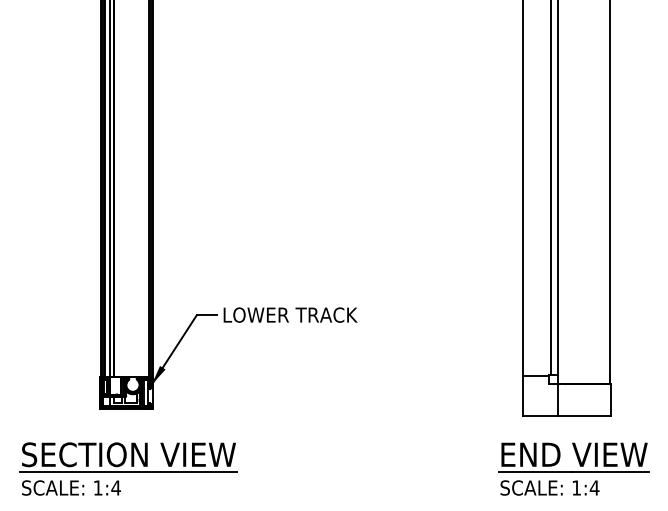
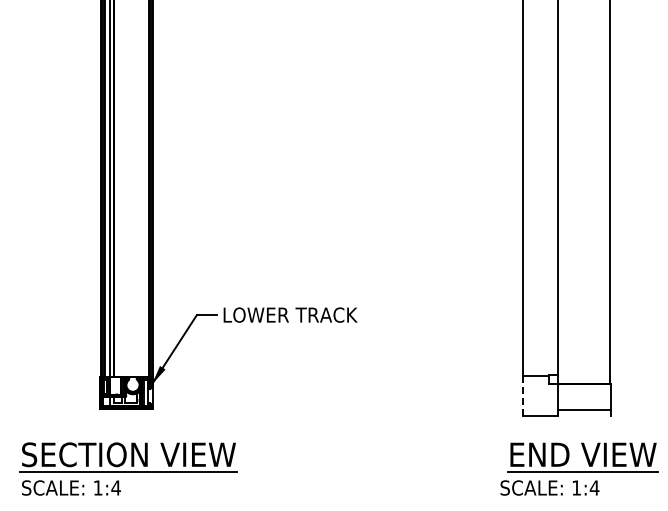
line: present -> none (551, 188)
line: solid -> dashed (522, 395)
line position: (583, 415) -> (583, 409) (583, 409)
part position: (573, 457) -> (582, 457) (582, 457)
